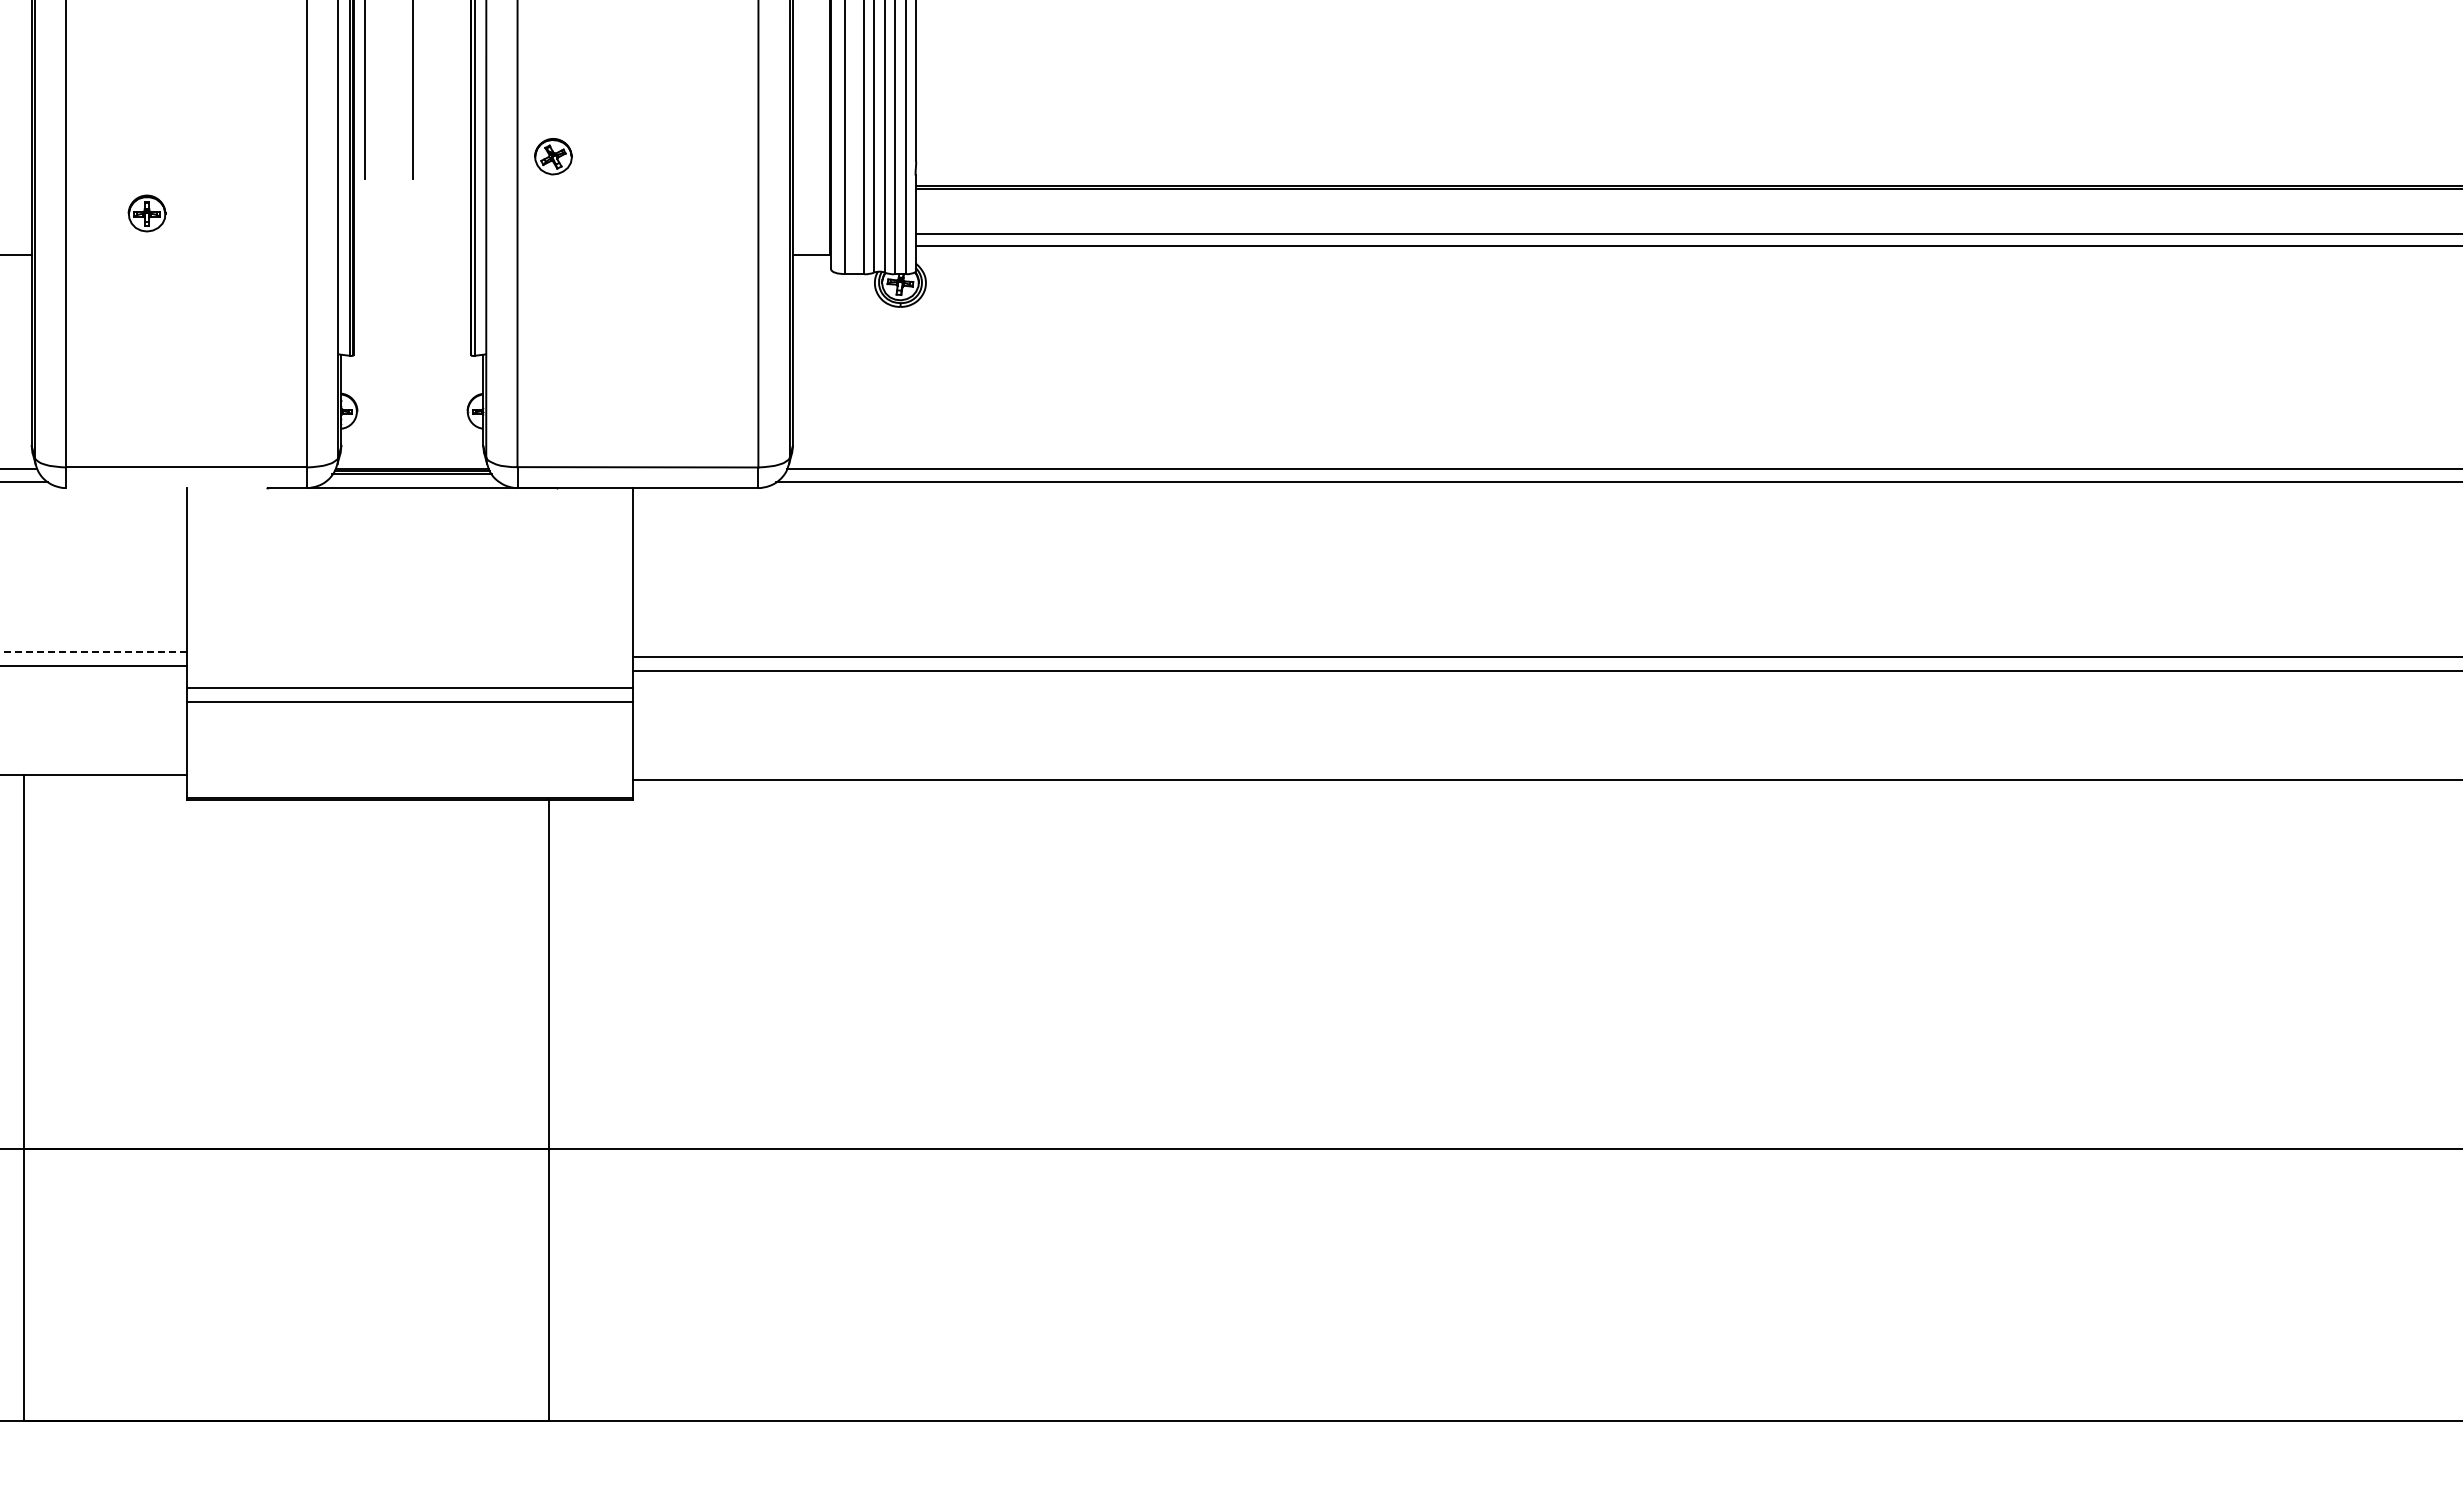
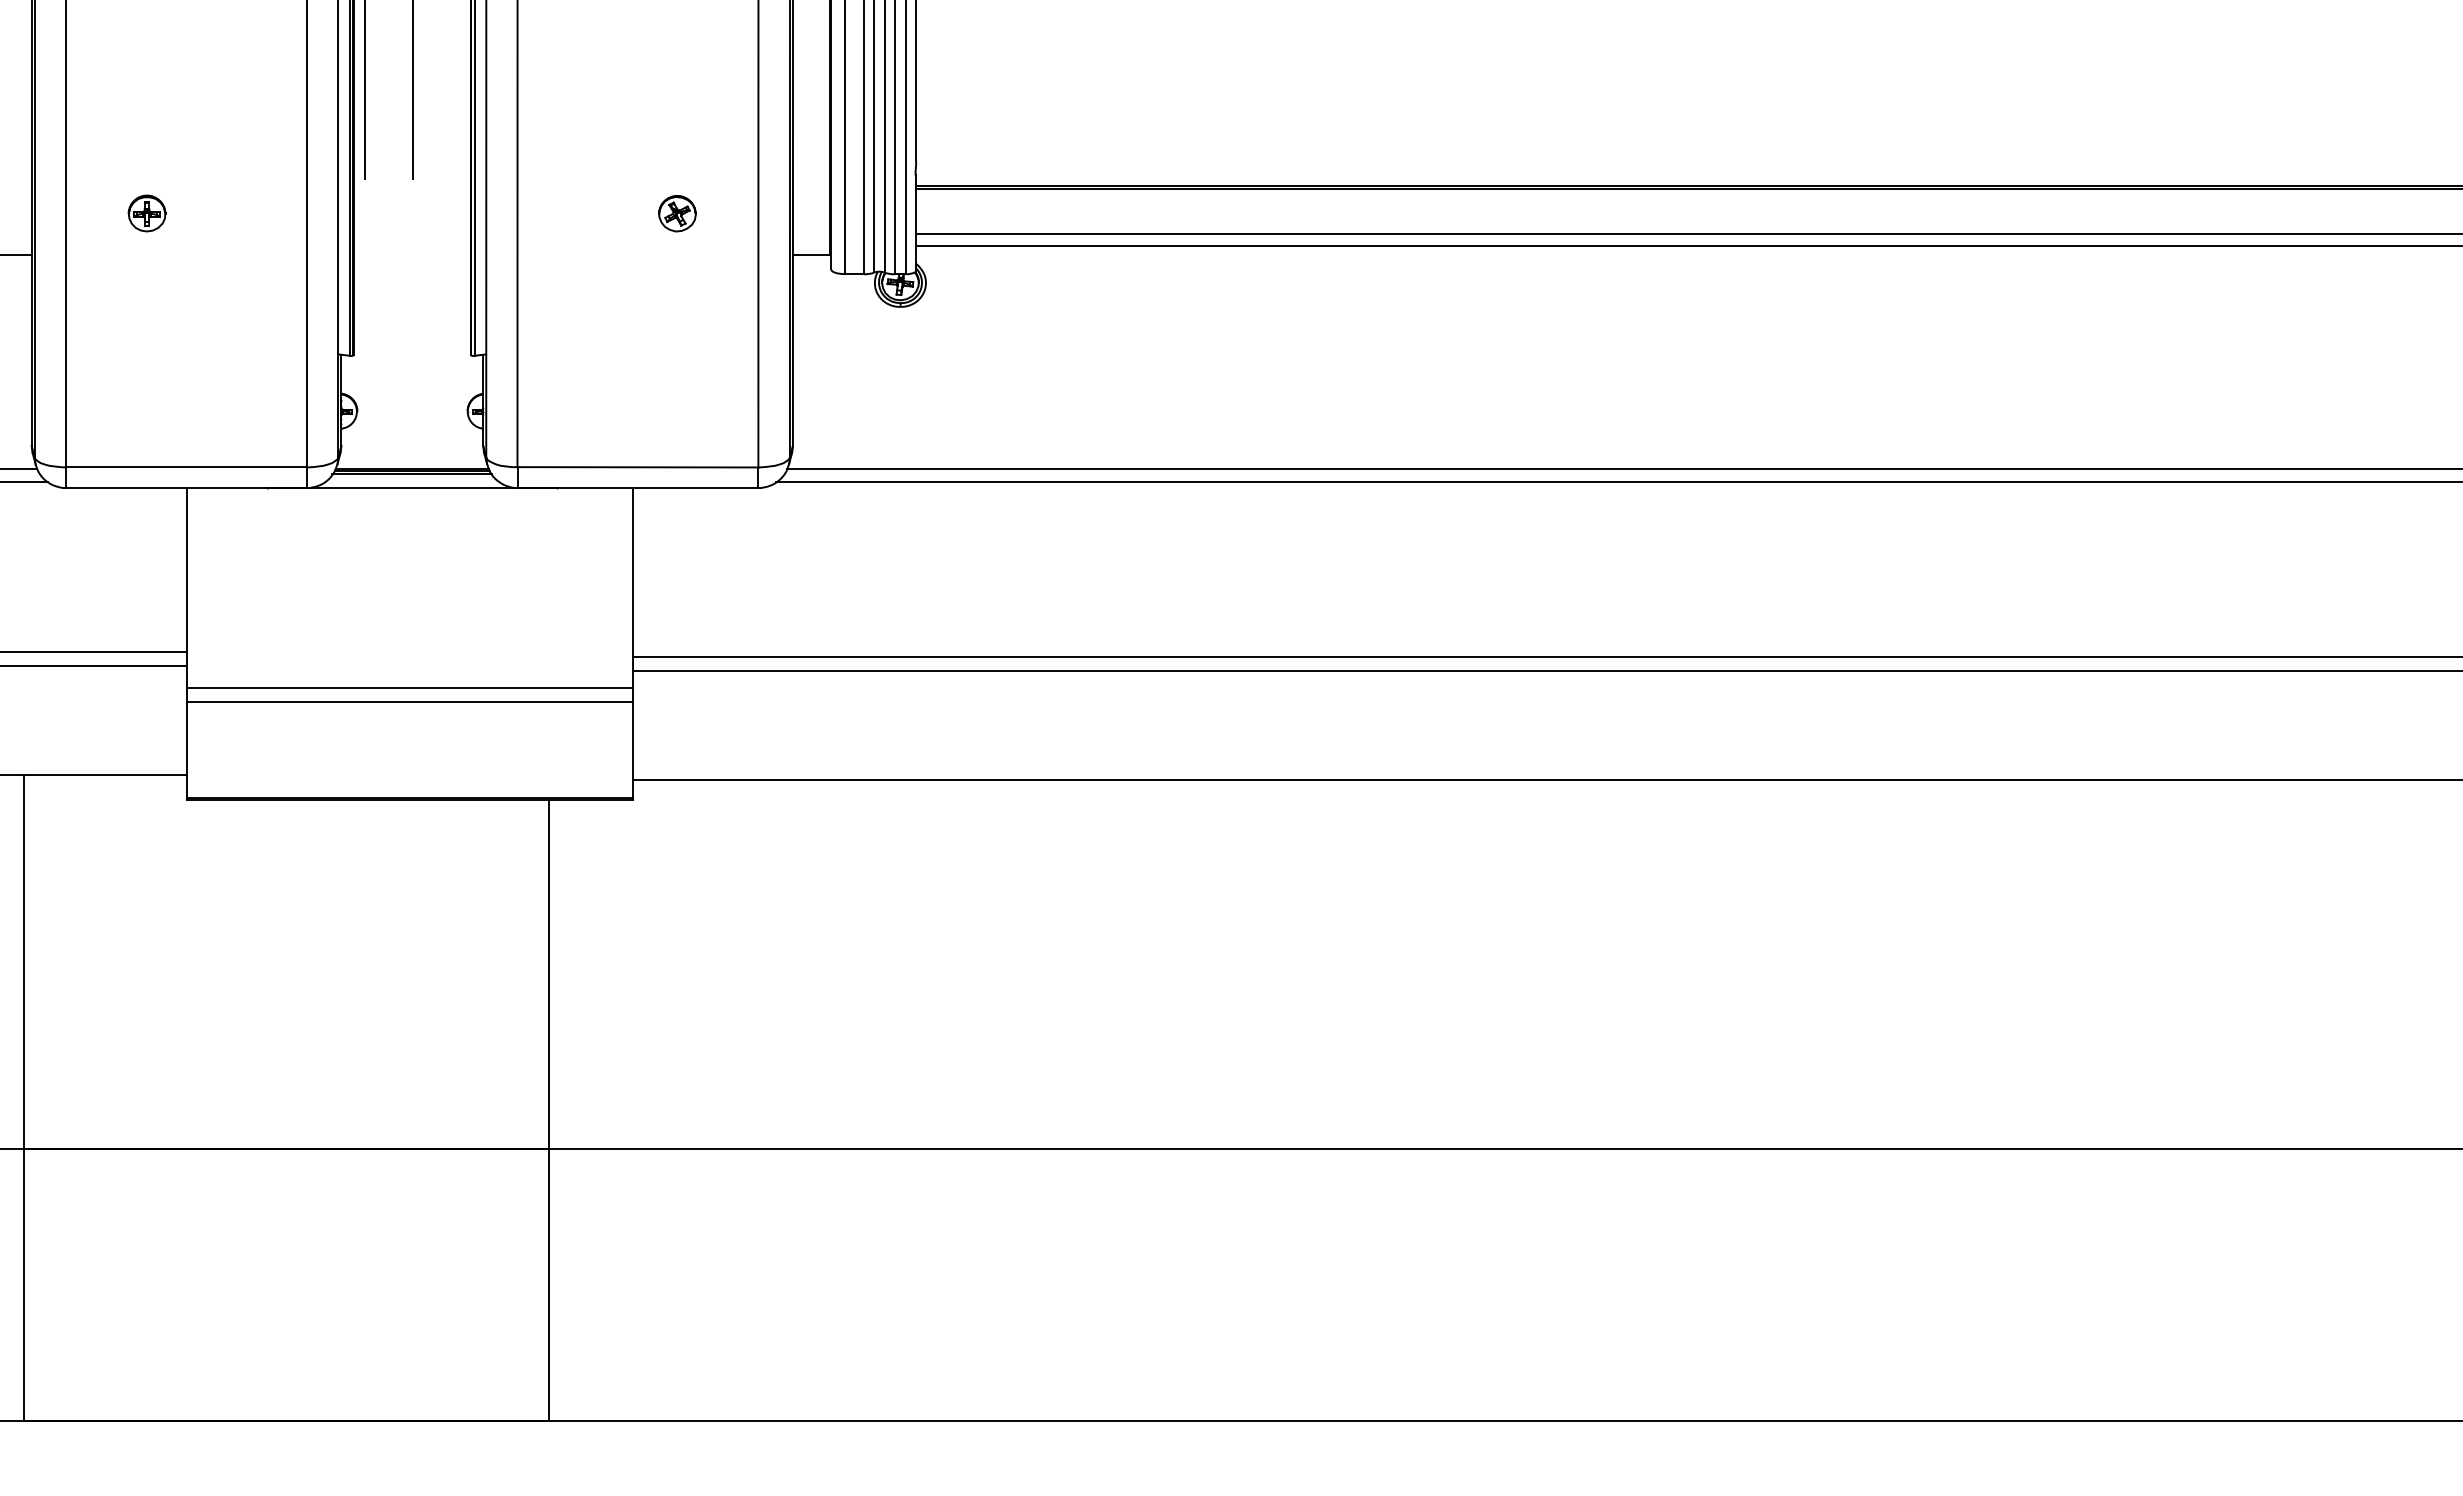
part position: (553, 156) -> (677, 213) (677, 213)
line: none -> present (185, 488)
line: dashed -> solid (93, 652)
